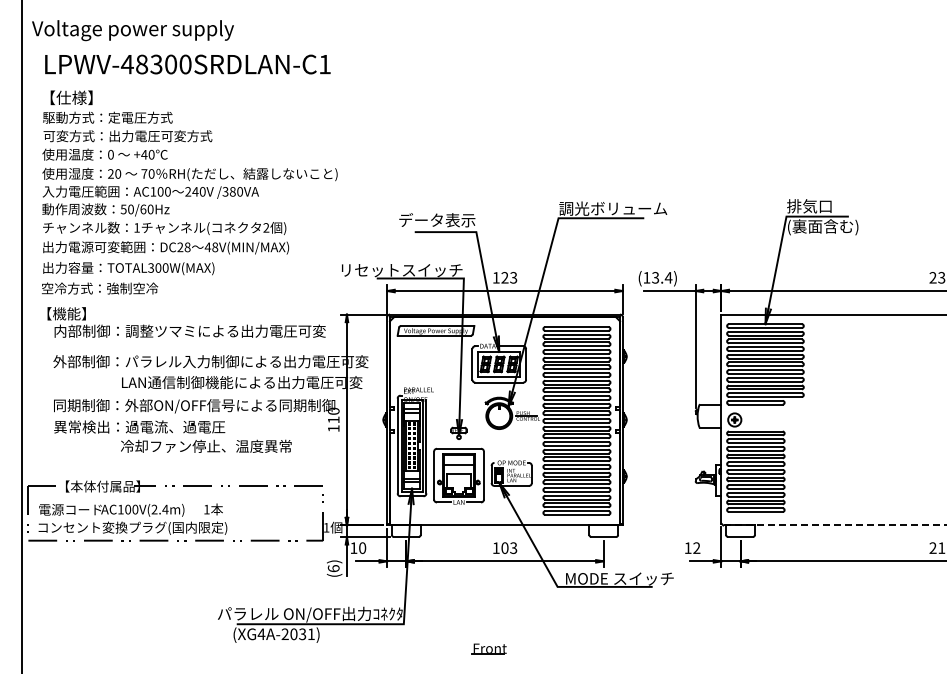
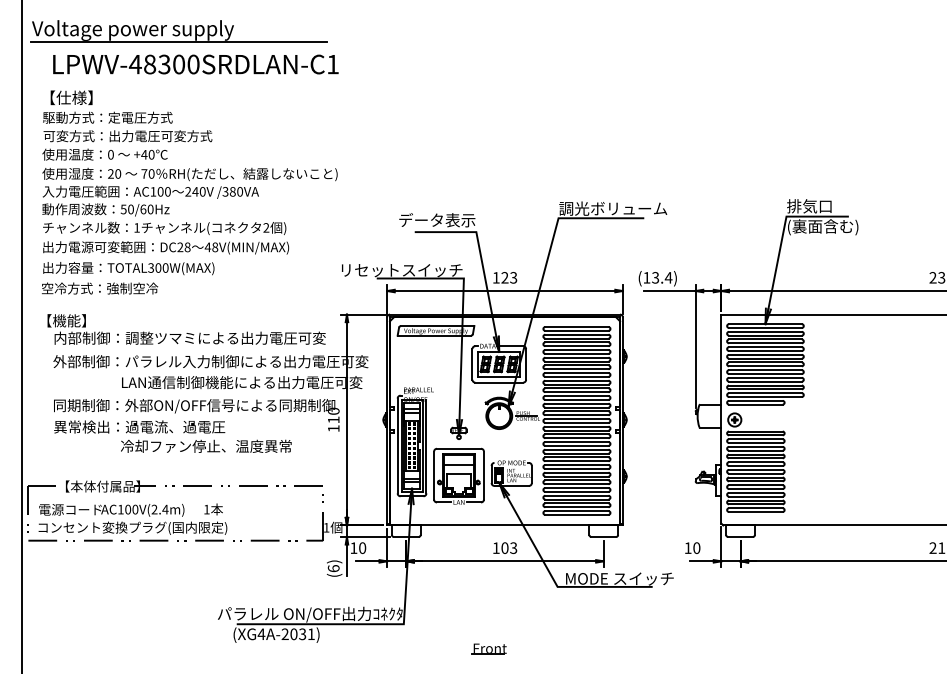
line: none -> present (178, 42)
text position: (187, 64) -> (195, 64) (195, 64)
text position: (186, 322) -> (186, 329) (186, 329)
line: dashed -> solid (835, 525)
text: 12 -> 10 (696, 547)
